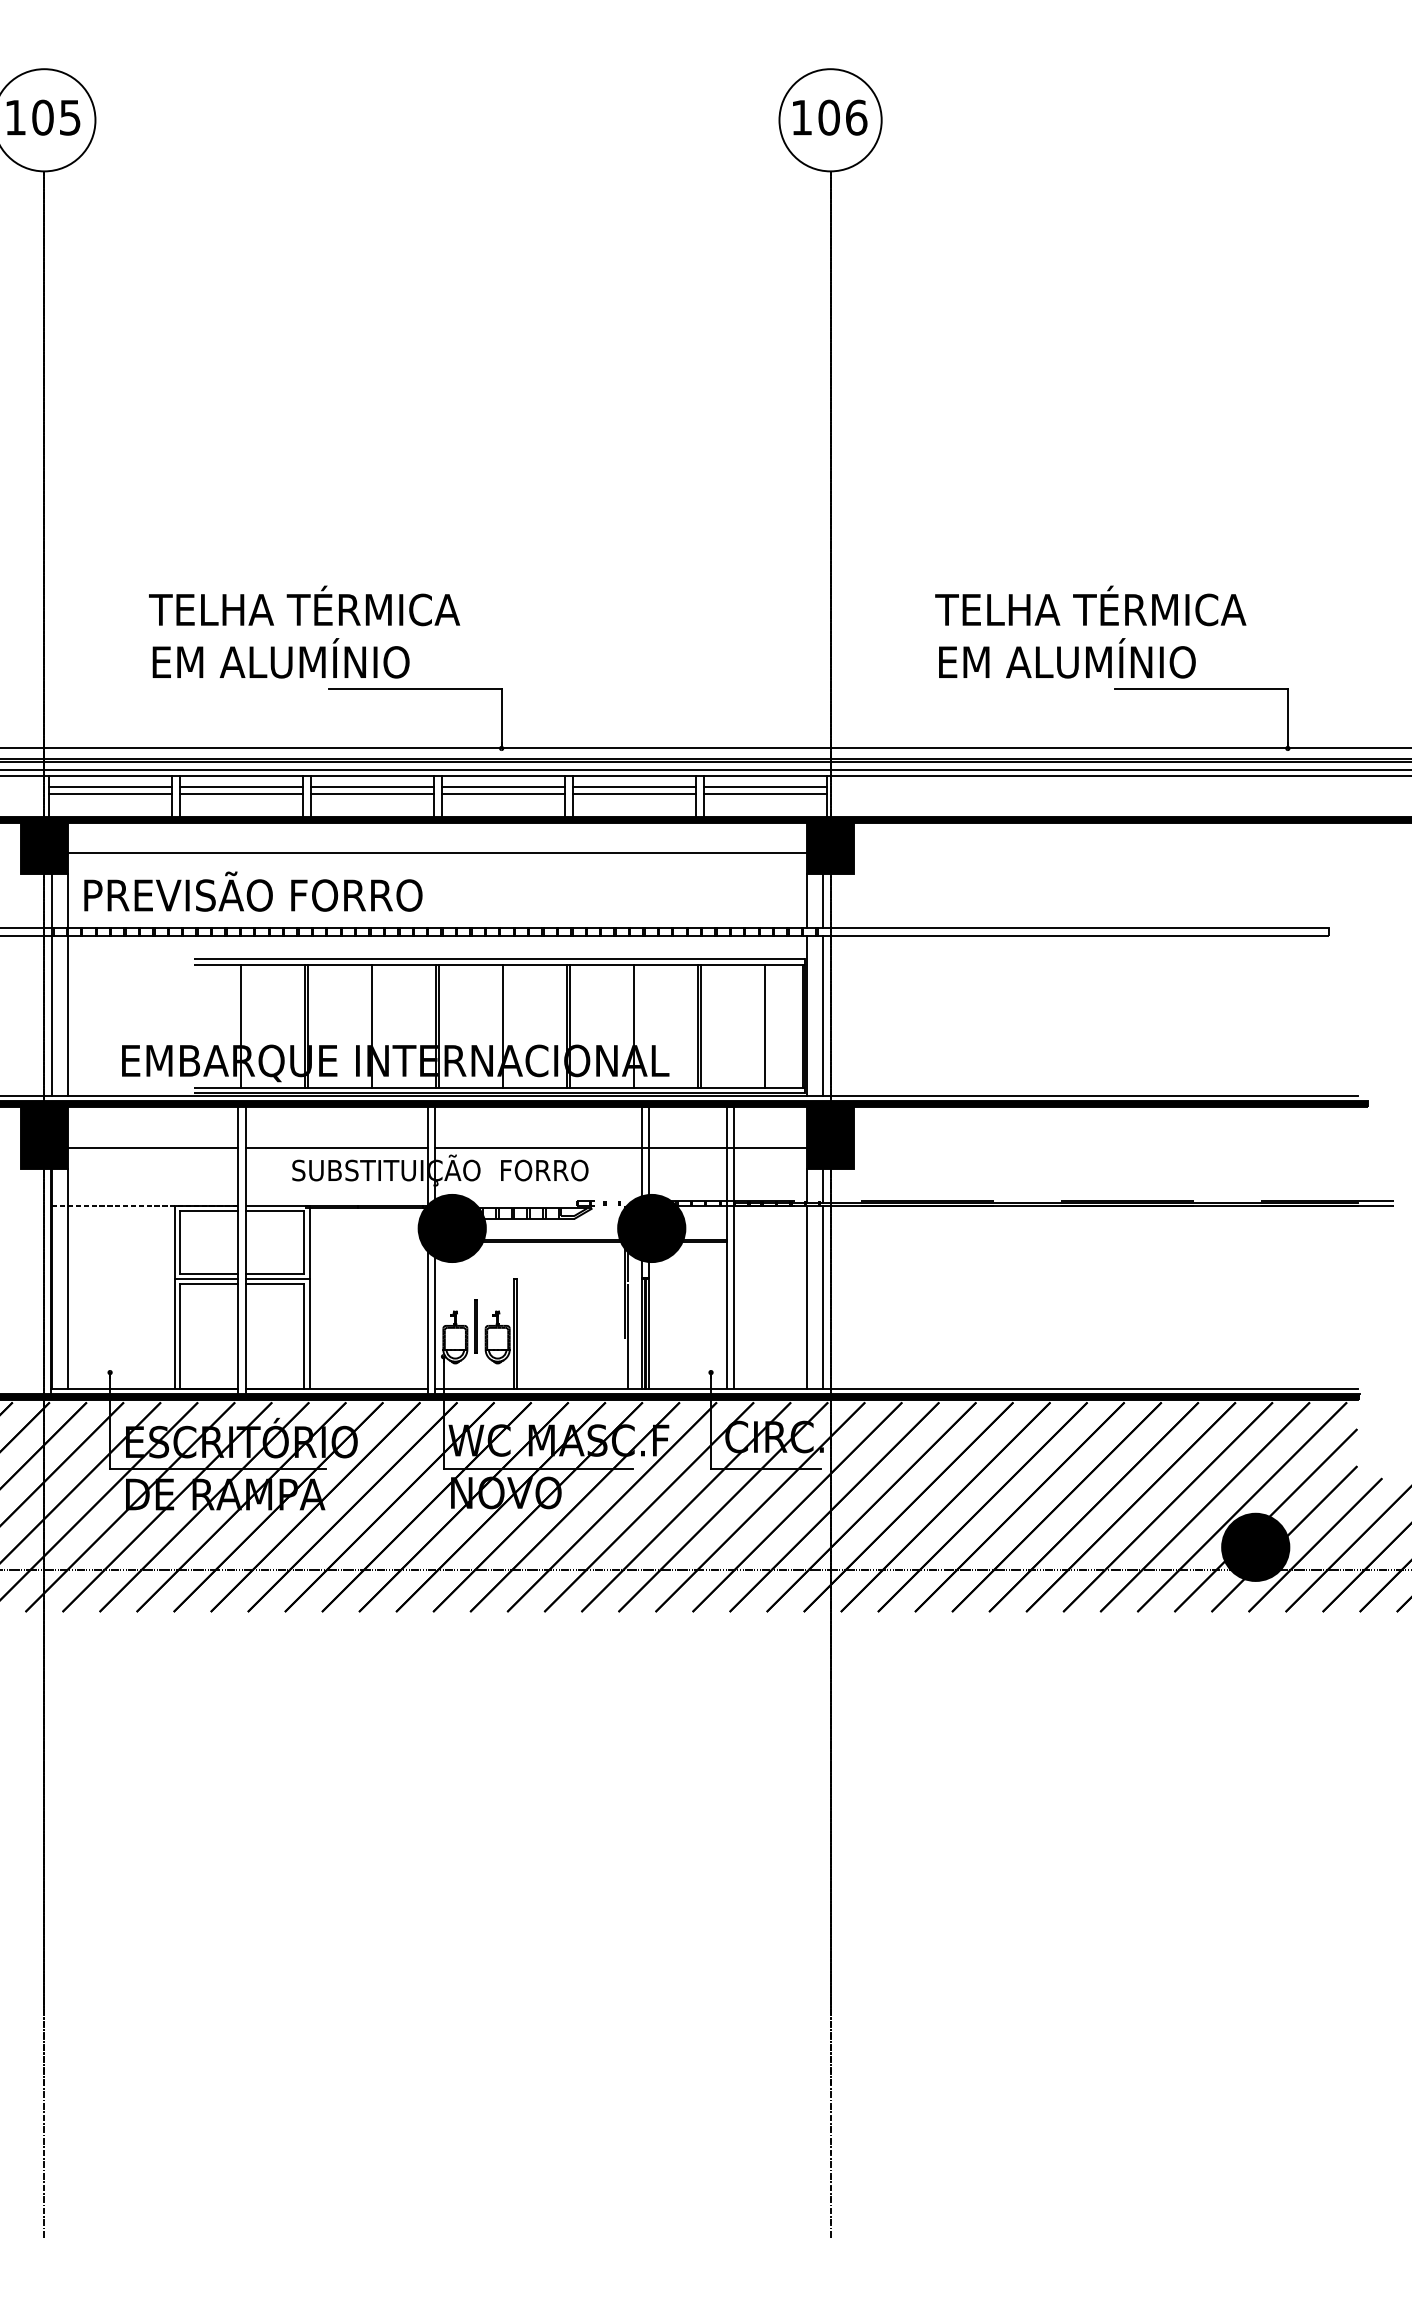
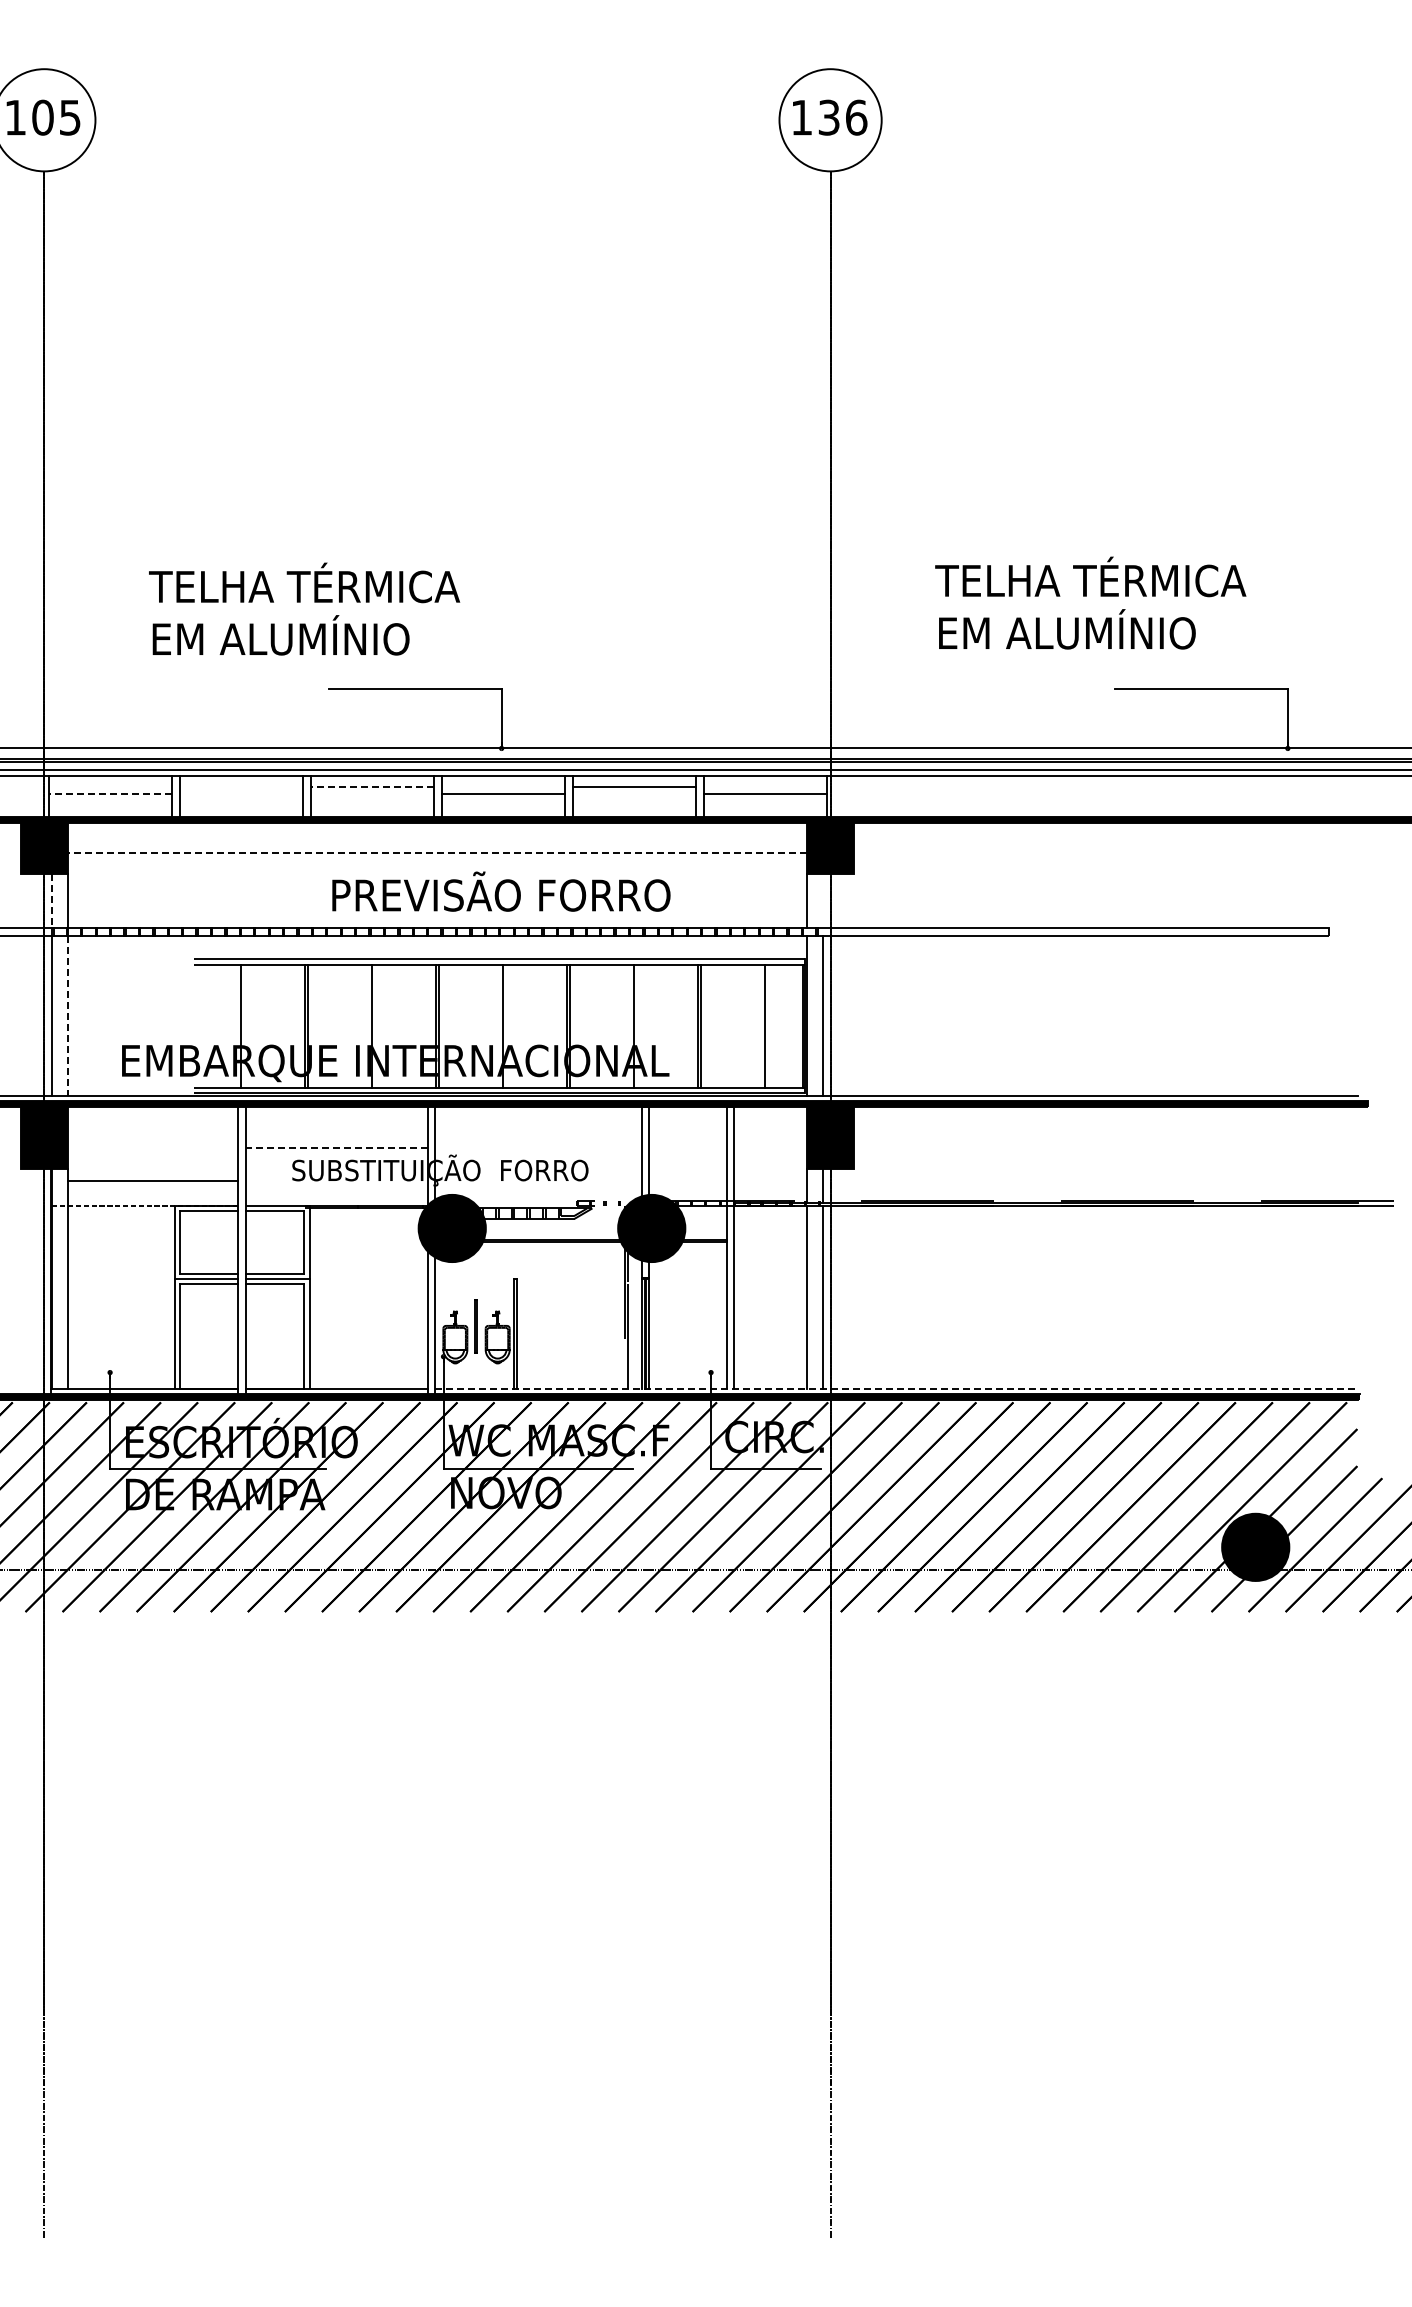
text: 106 -> 136 (828, 117)
text position: (304, 631) -> (304, 608) (304, 608)
text position: (1090, 631) -> (1090, 602) (1090, 602)
line: present -> none (109, 787)
line: present -> none (240, 787)
line: solid -> dashed (372, 787)
line: present -> none (502, 787)
line: present -> none (764, 787)
line: solid -> dashed (110, 793)
line: present -> none (240, 793)
line: present -> none (371, 793)
line: present -> none (633, 793)
line: solid -> dashed (437, 853)
text position: (253, 891) -> (501, 891) (501, 891)
line: solid -> dashed (52, 901)
line: present -> none (823, 901)
line: solid -> dashed (67, 1015)
line position: (152, 1148) -> (152, 1181) (152, 1181)
line: solid -> dashed (336, 1148)
line: present -> none (621, 1148)
line: solid -> dashed (897, 1389)
